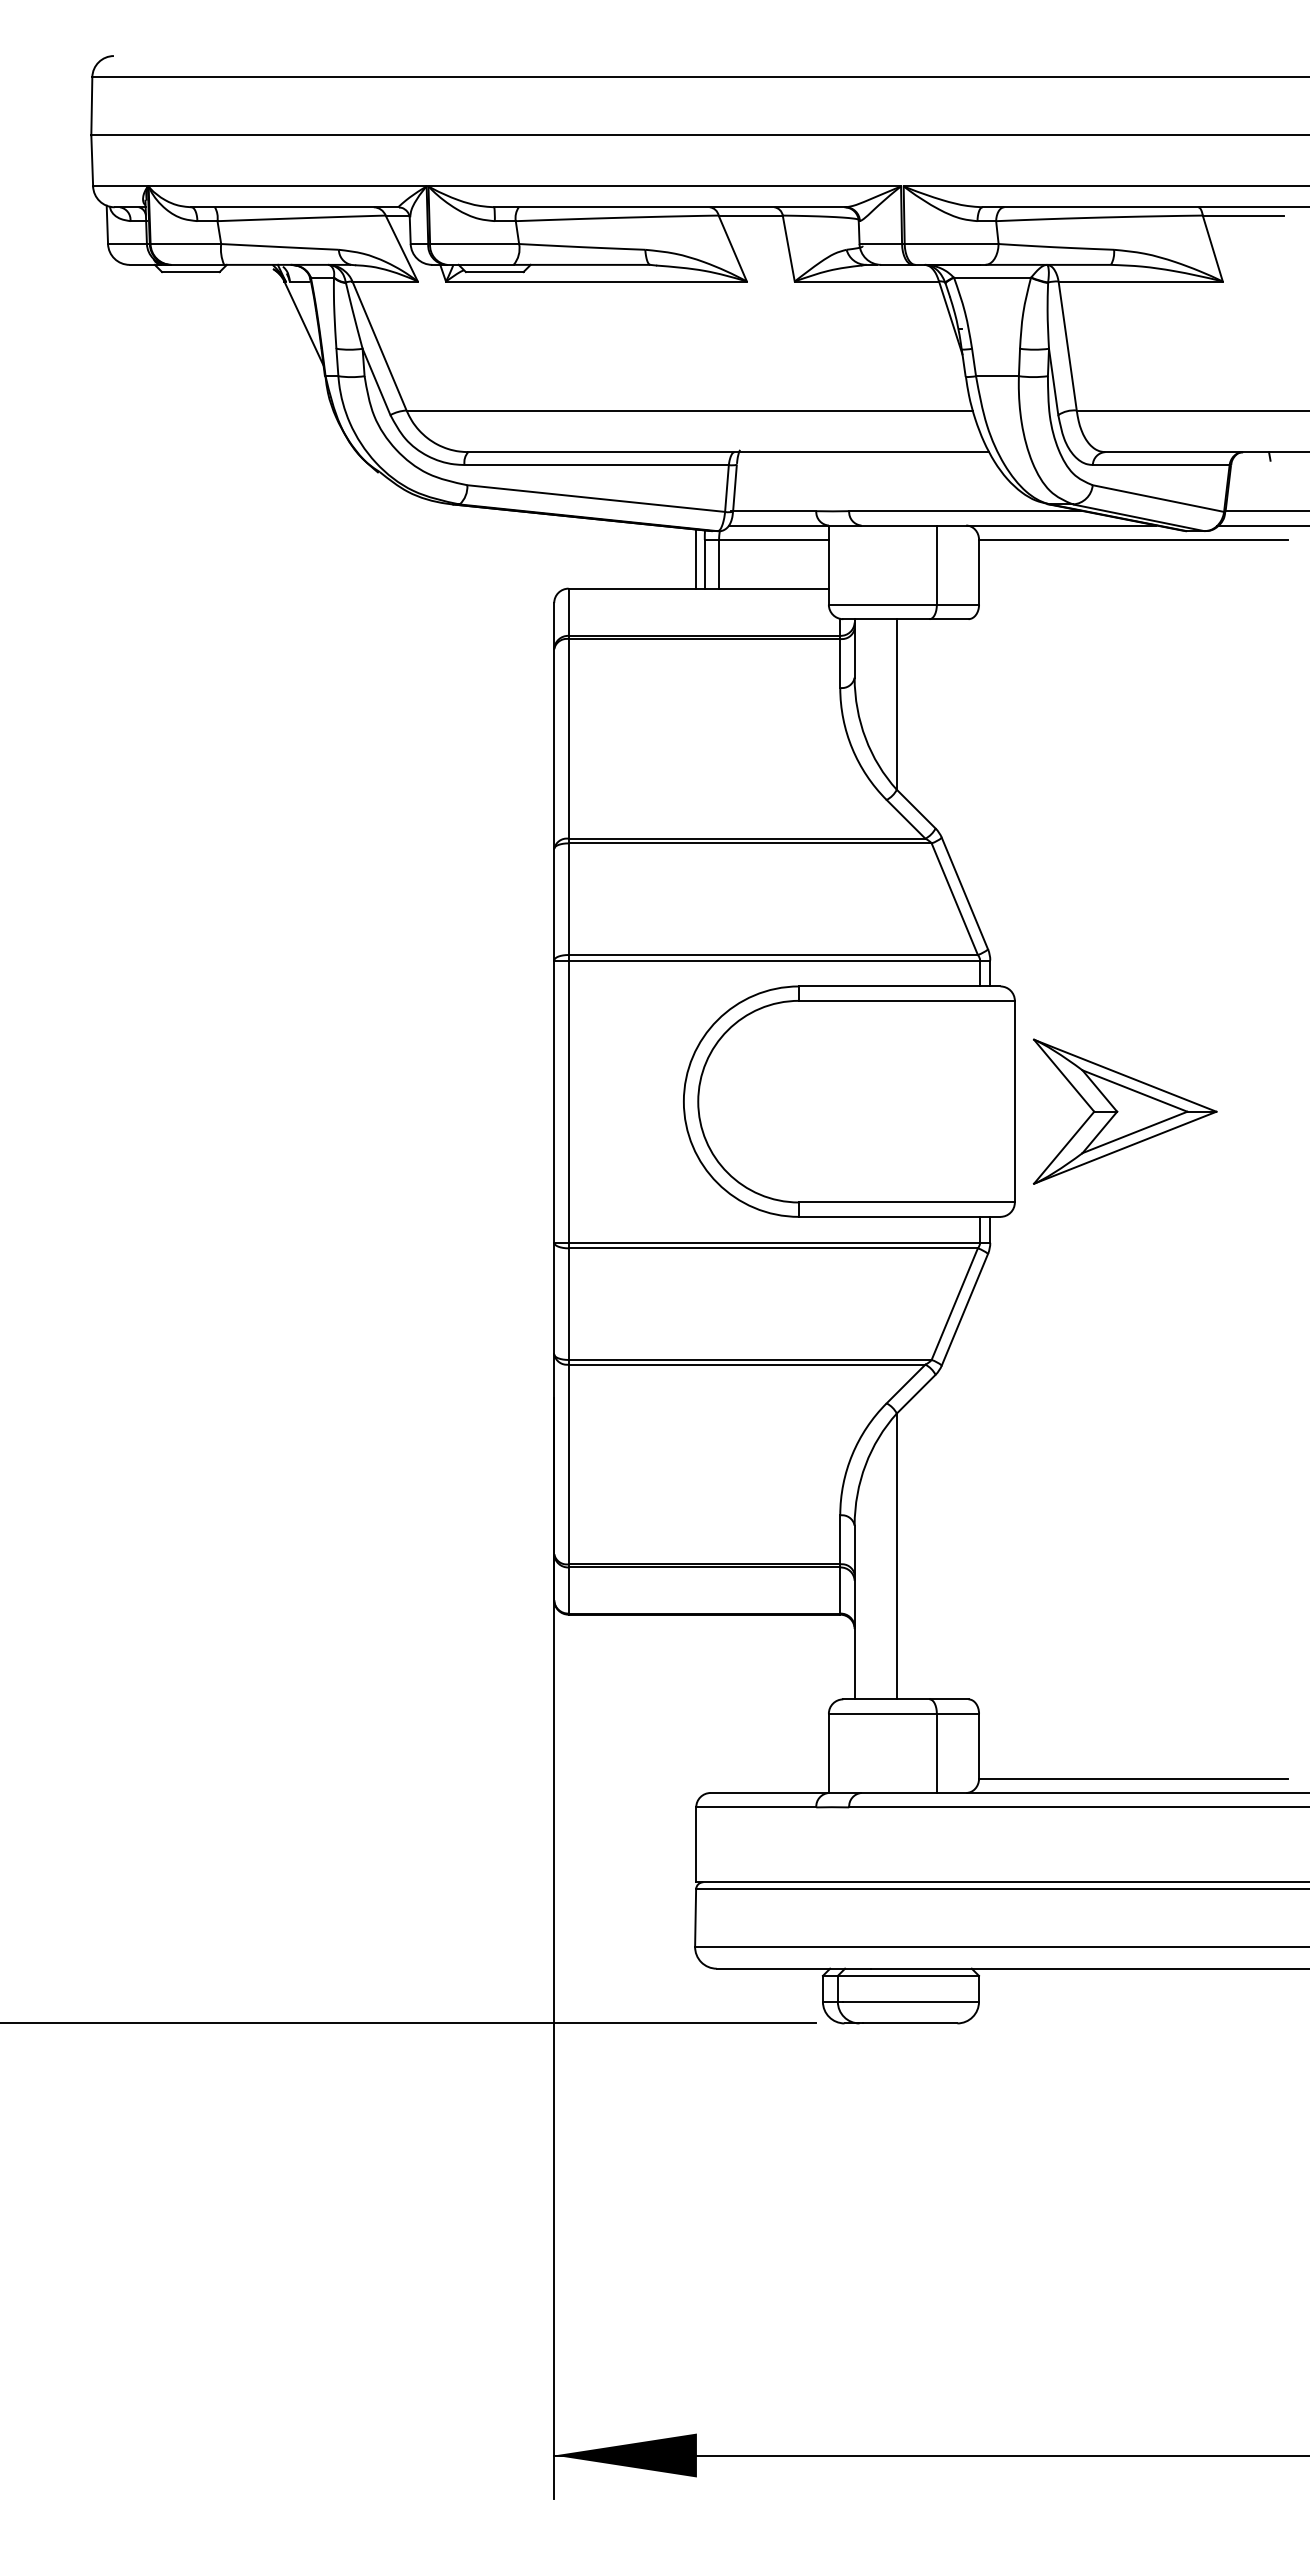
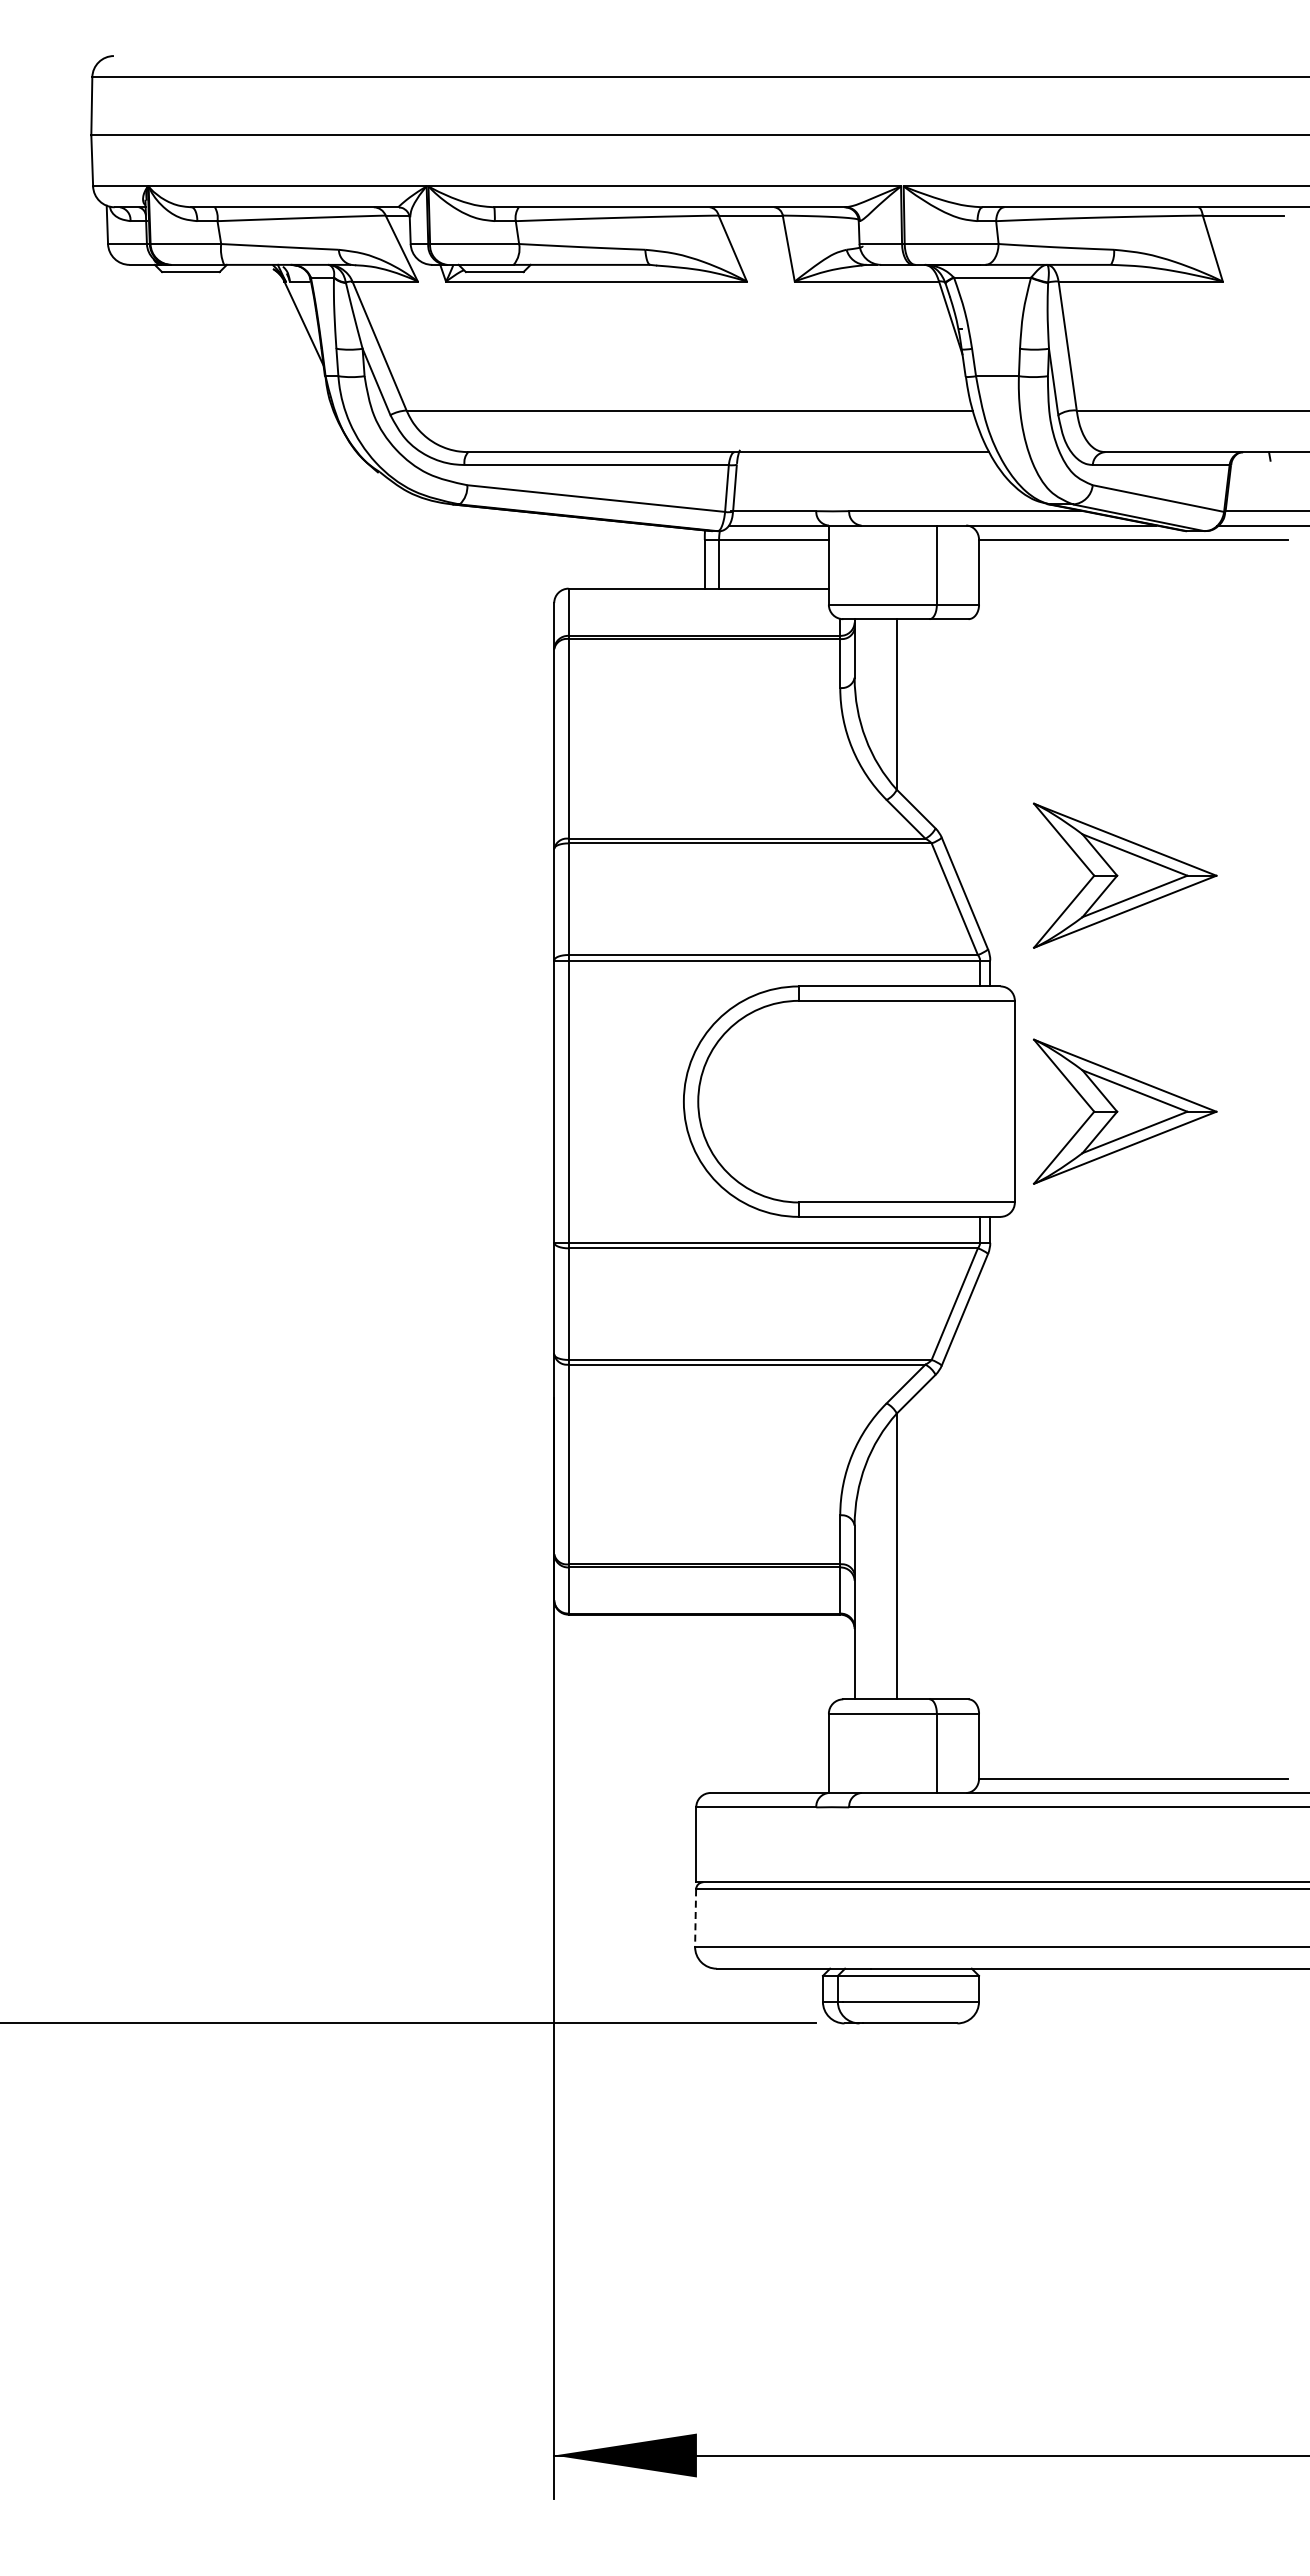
line: present -> none (696, 558)
part: none -> present (1124, 875)
line: solid -> dashed (695, 1918)
